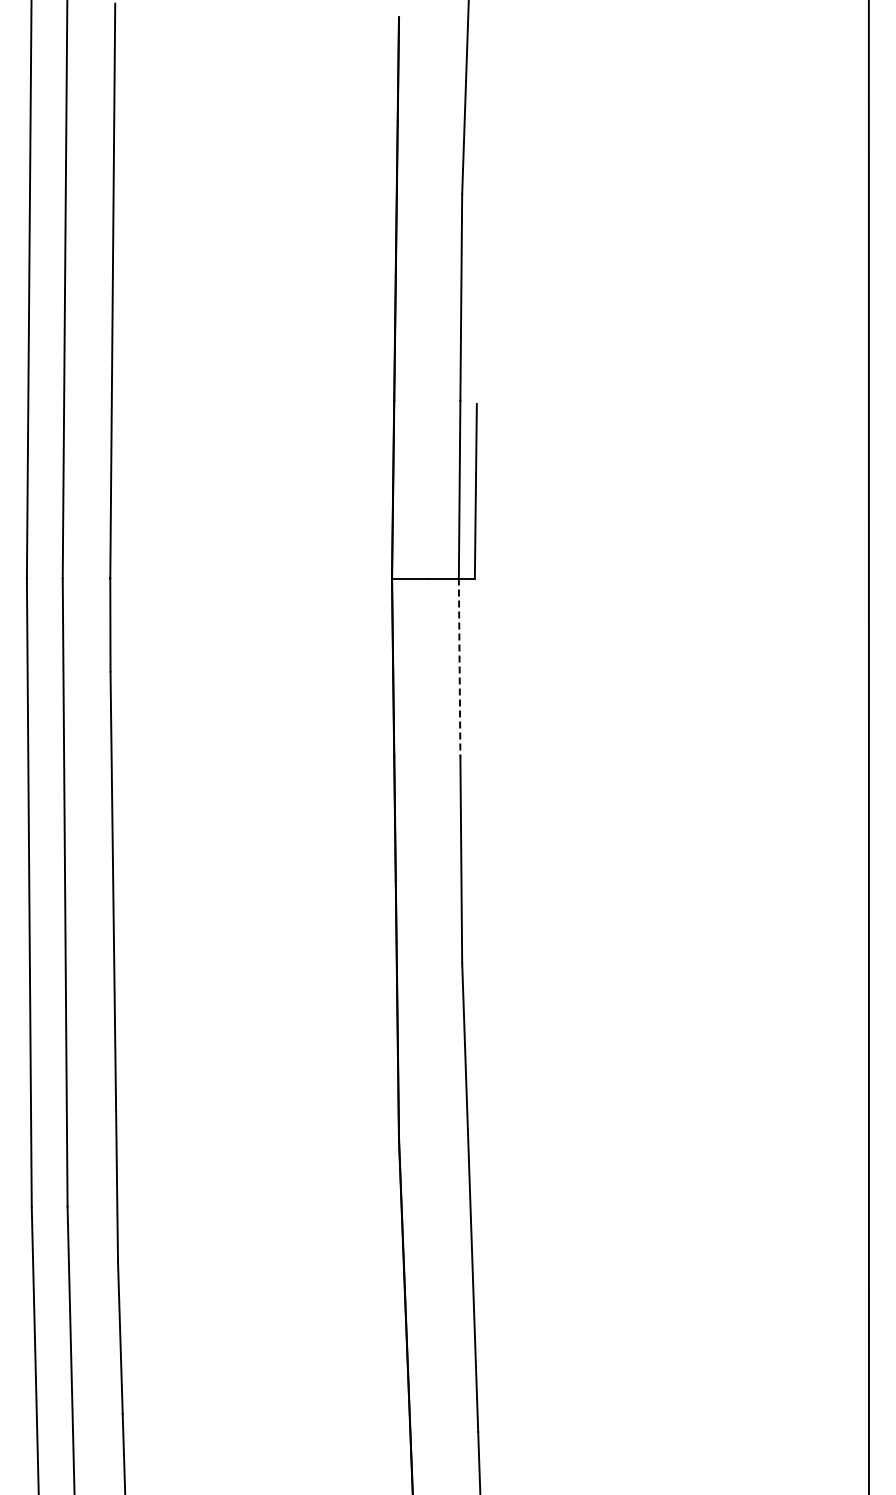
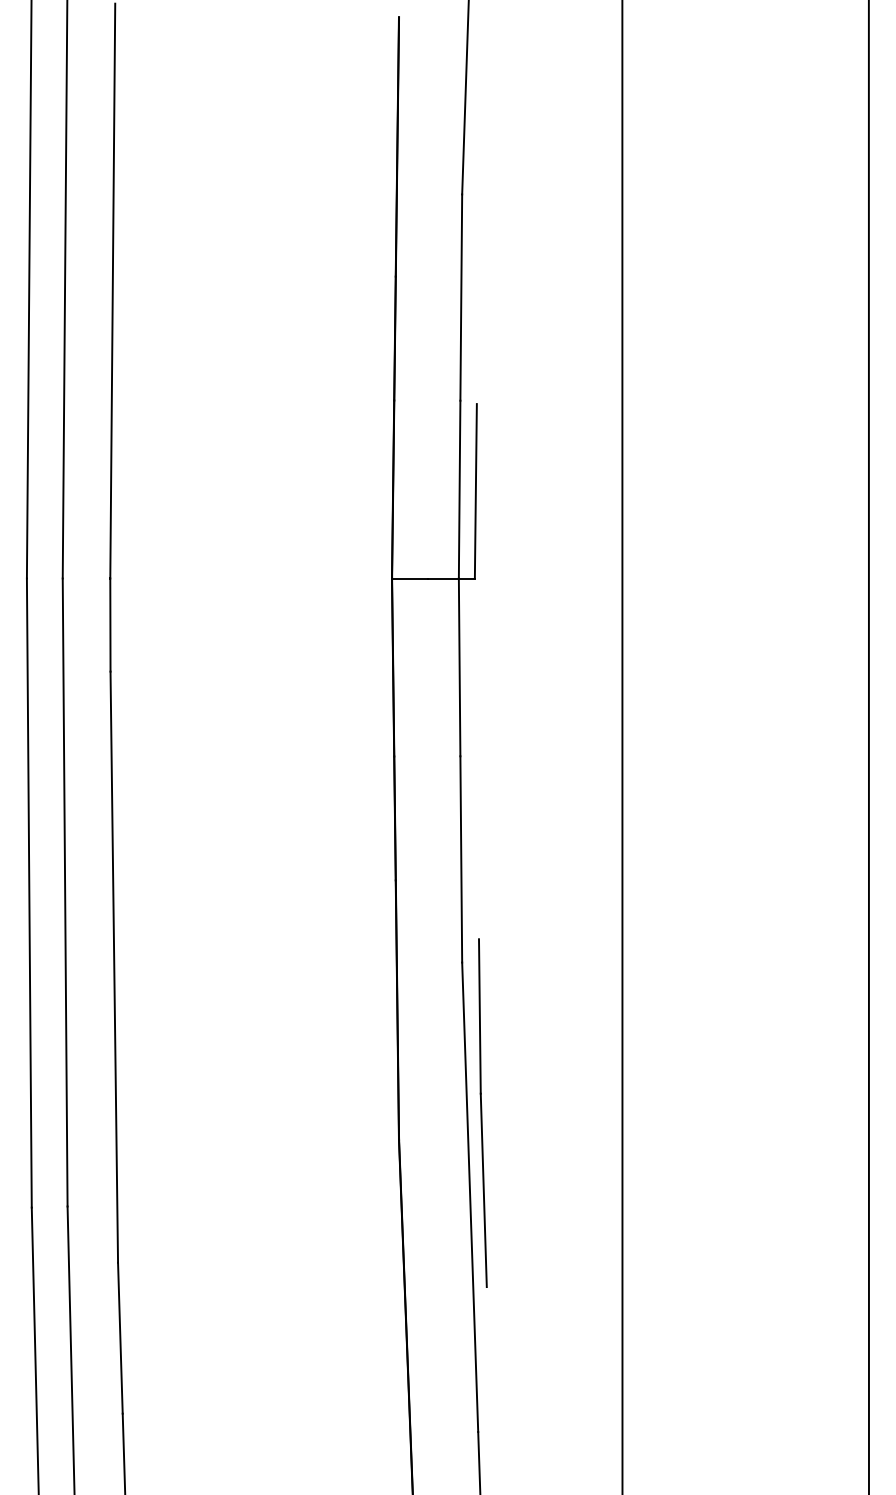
line: dashed -> solid (459, 667)
line: none -> present (622, 746)
part: none -> present (482, 1112)
